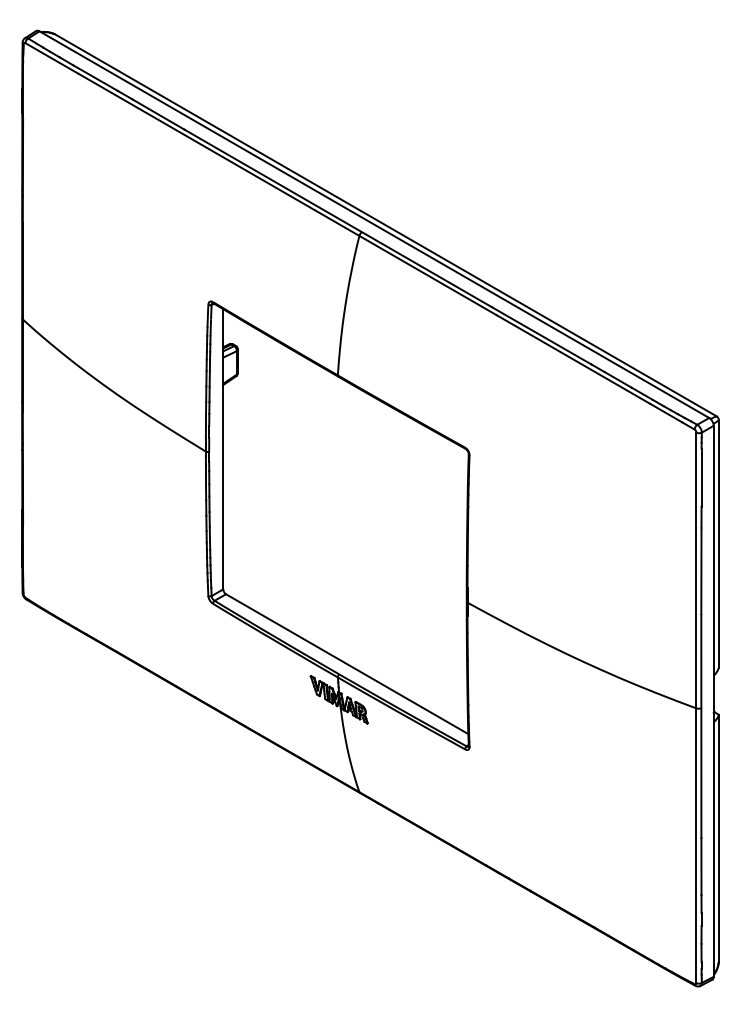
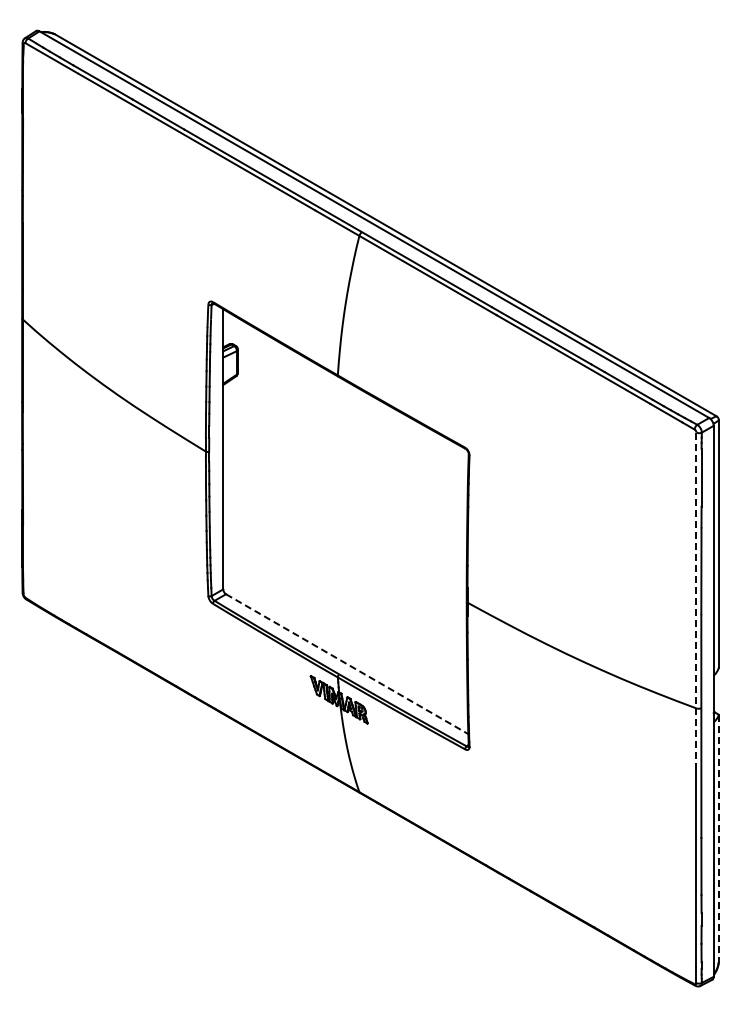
line: solid -> dashed (696, 600)
line: solid -> dashed (347, 664)
line: solid -> dashed (718, 838)
